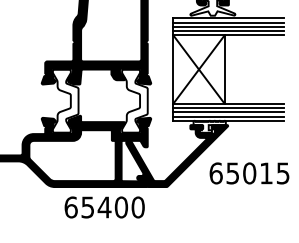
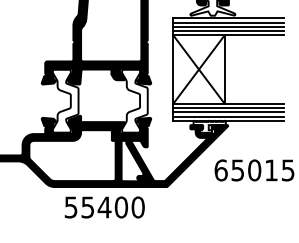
text position: (249, 173) -> (254, 170) (254, 170)
text: 65400 -> 55400 (70, 207)
